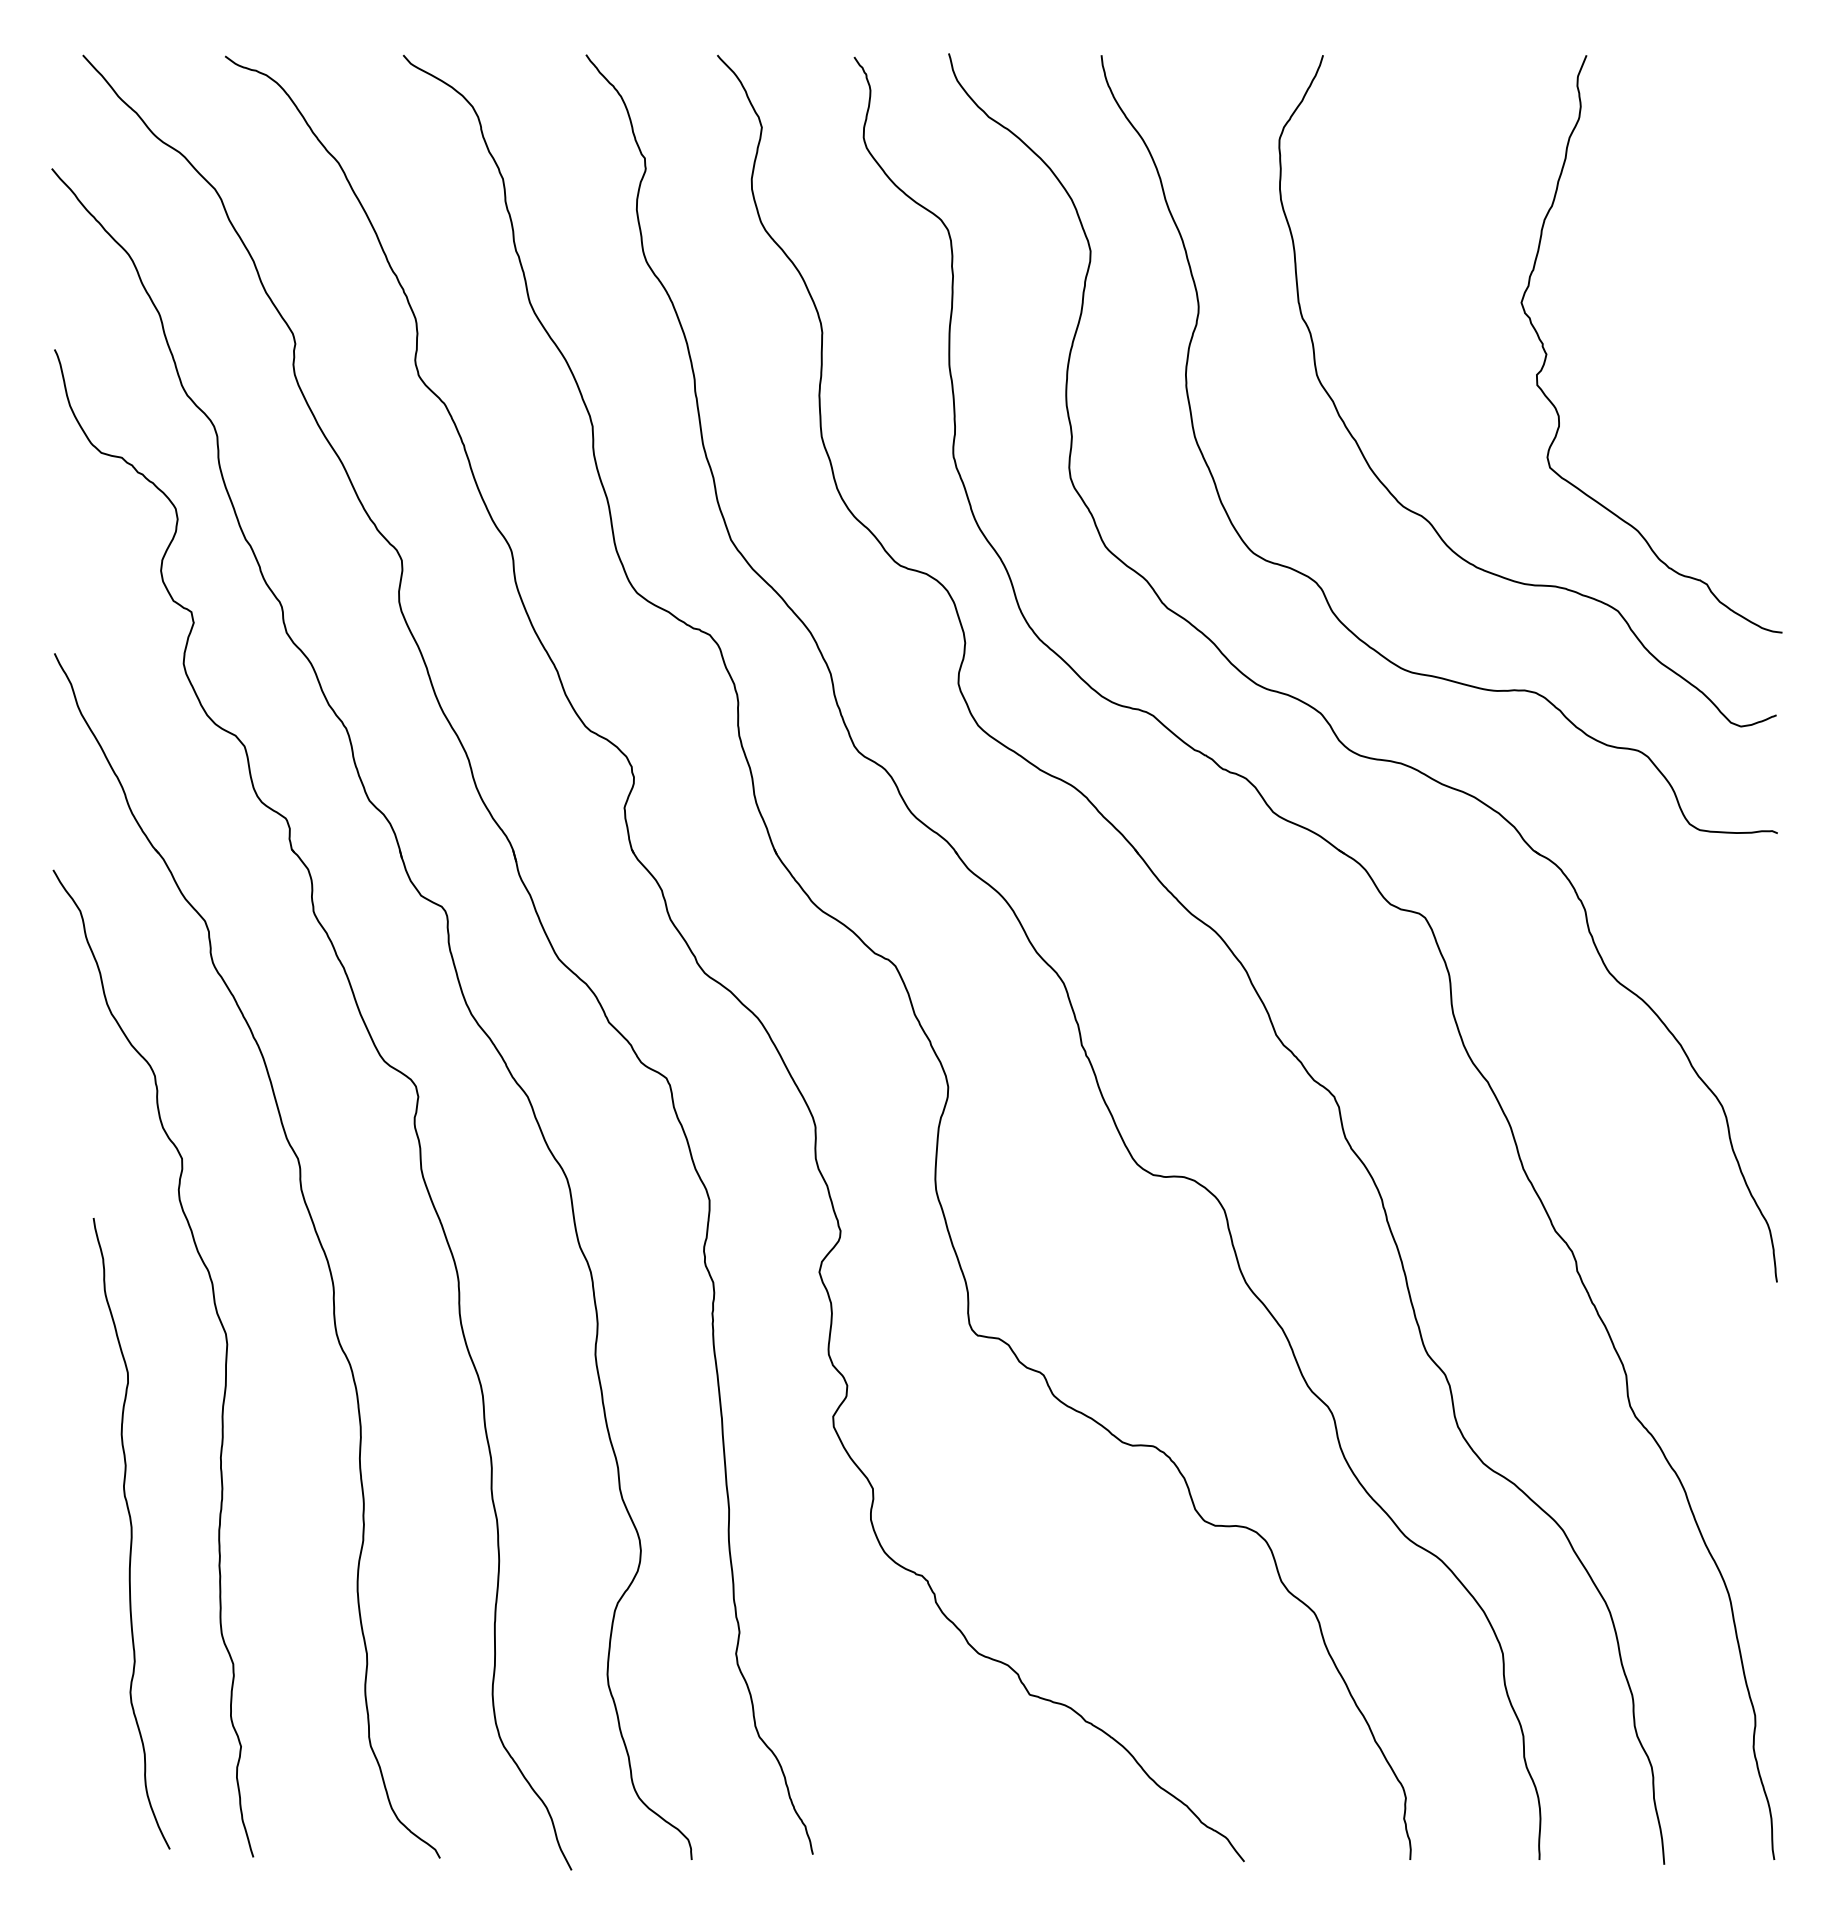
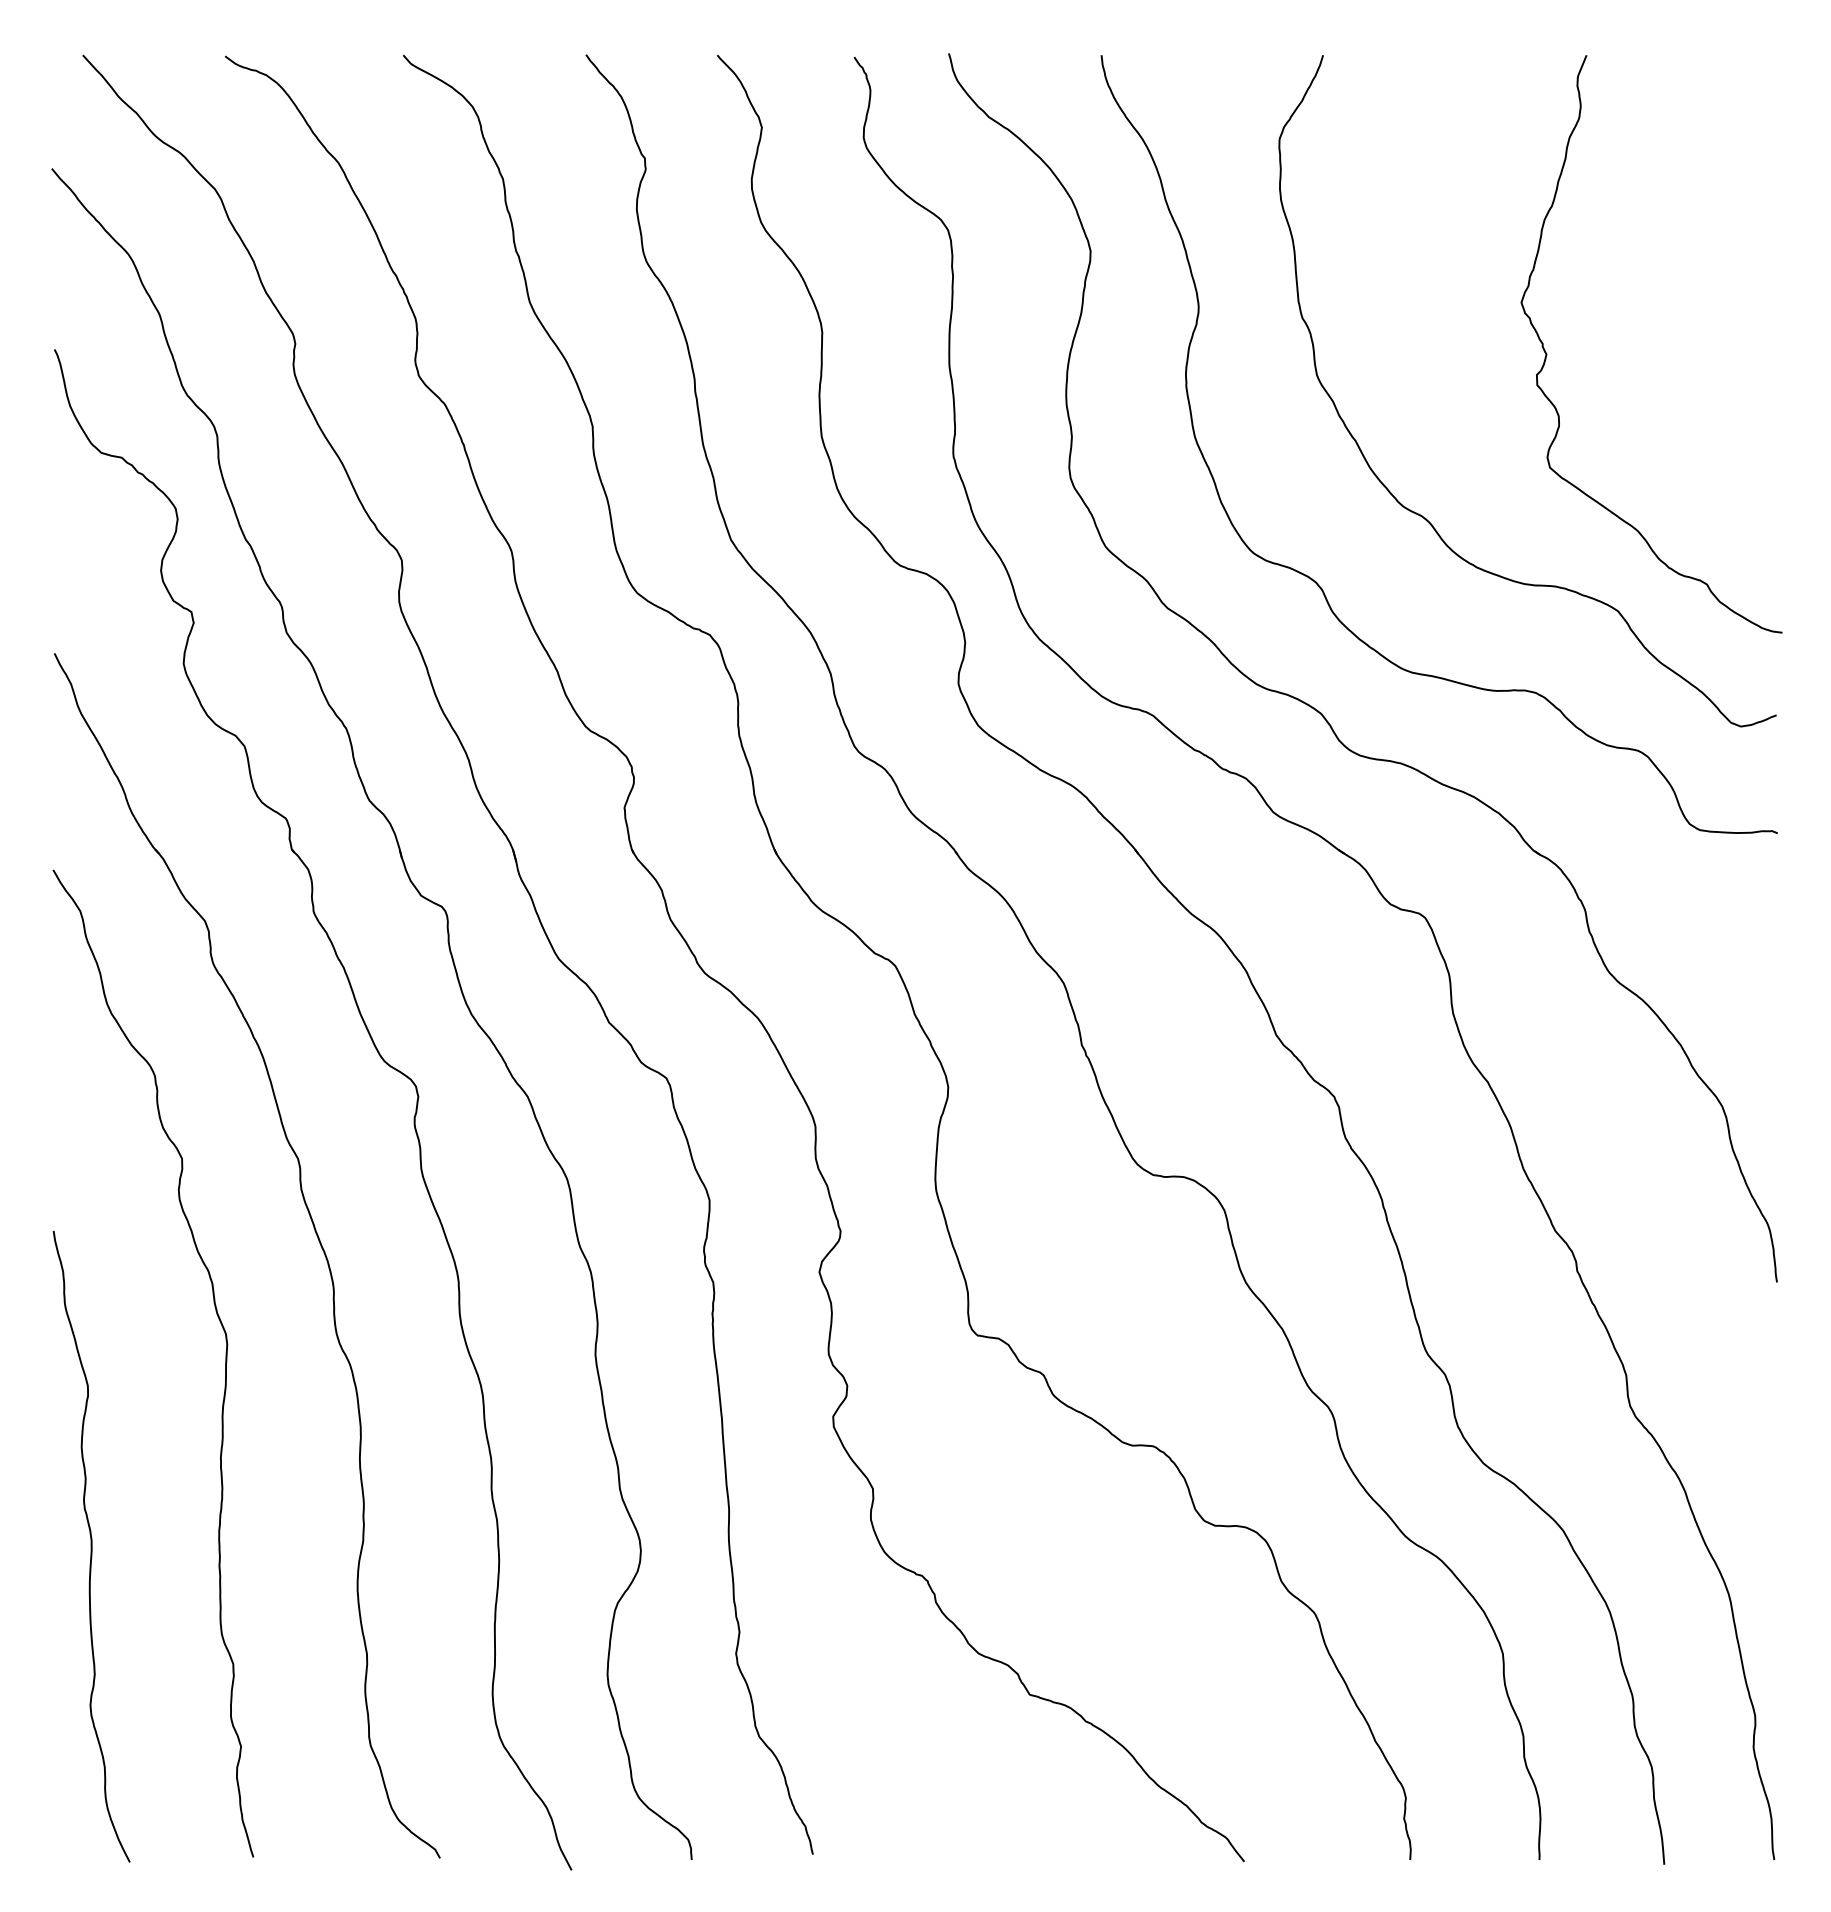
curve position: (131, 1533) -> (91, 1546) (91, 1546)
